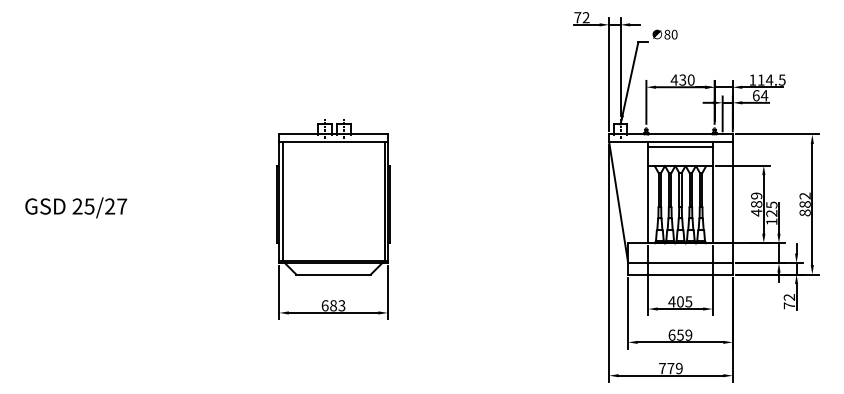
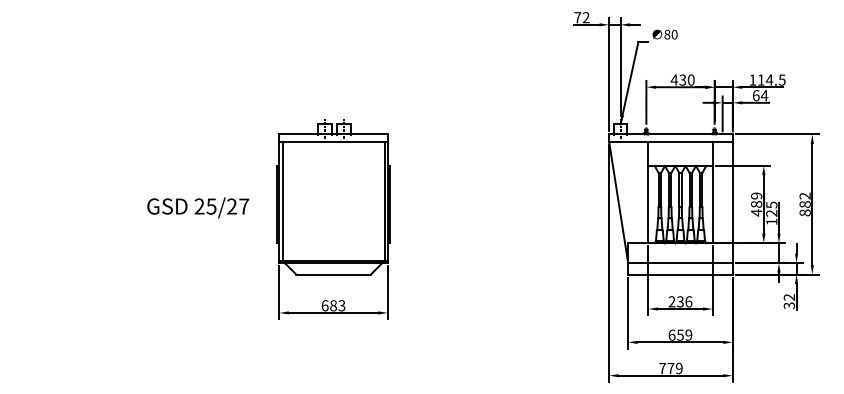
line: present -> none (680, 146)
text position: (76, 207) -> (198, 207) (198, 207)
text: 405 -> 236 (680, 301)
text: 72 -> 32 (789, 305)
